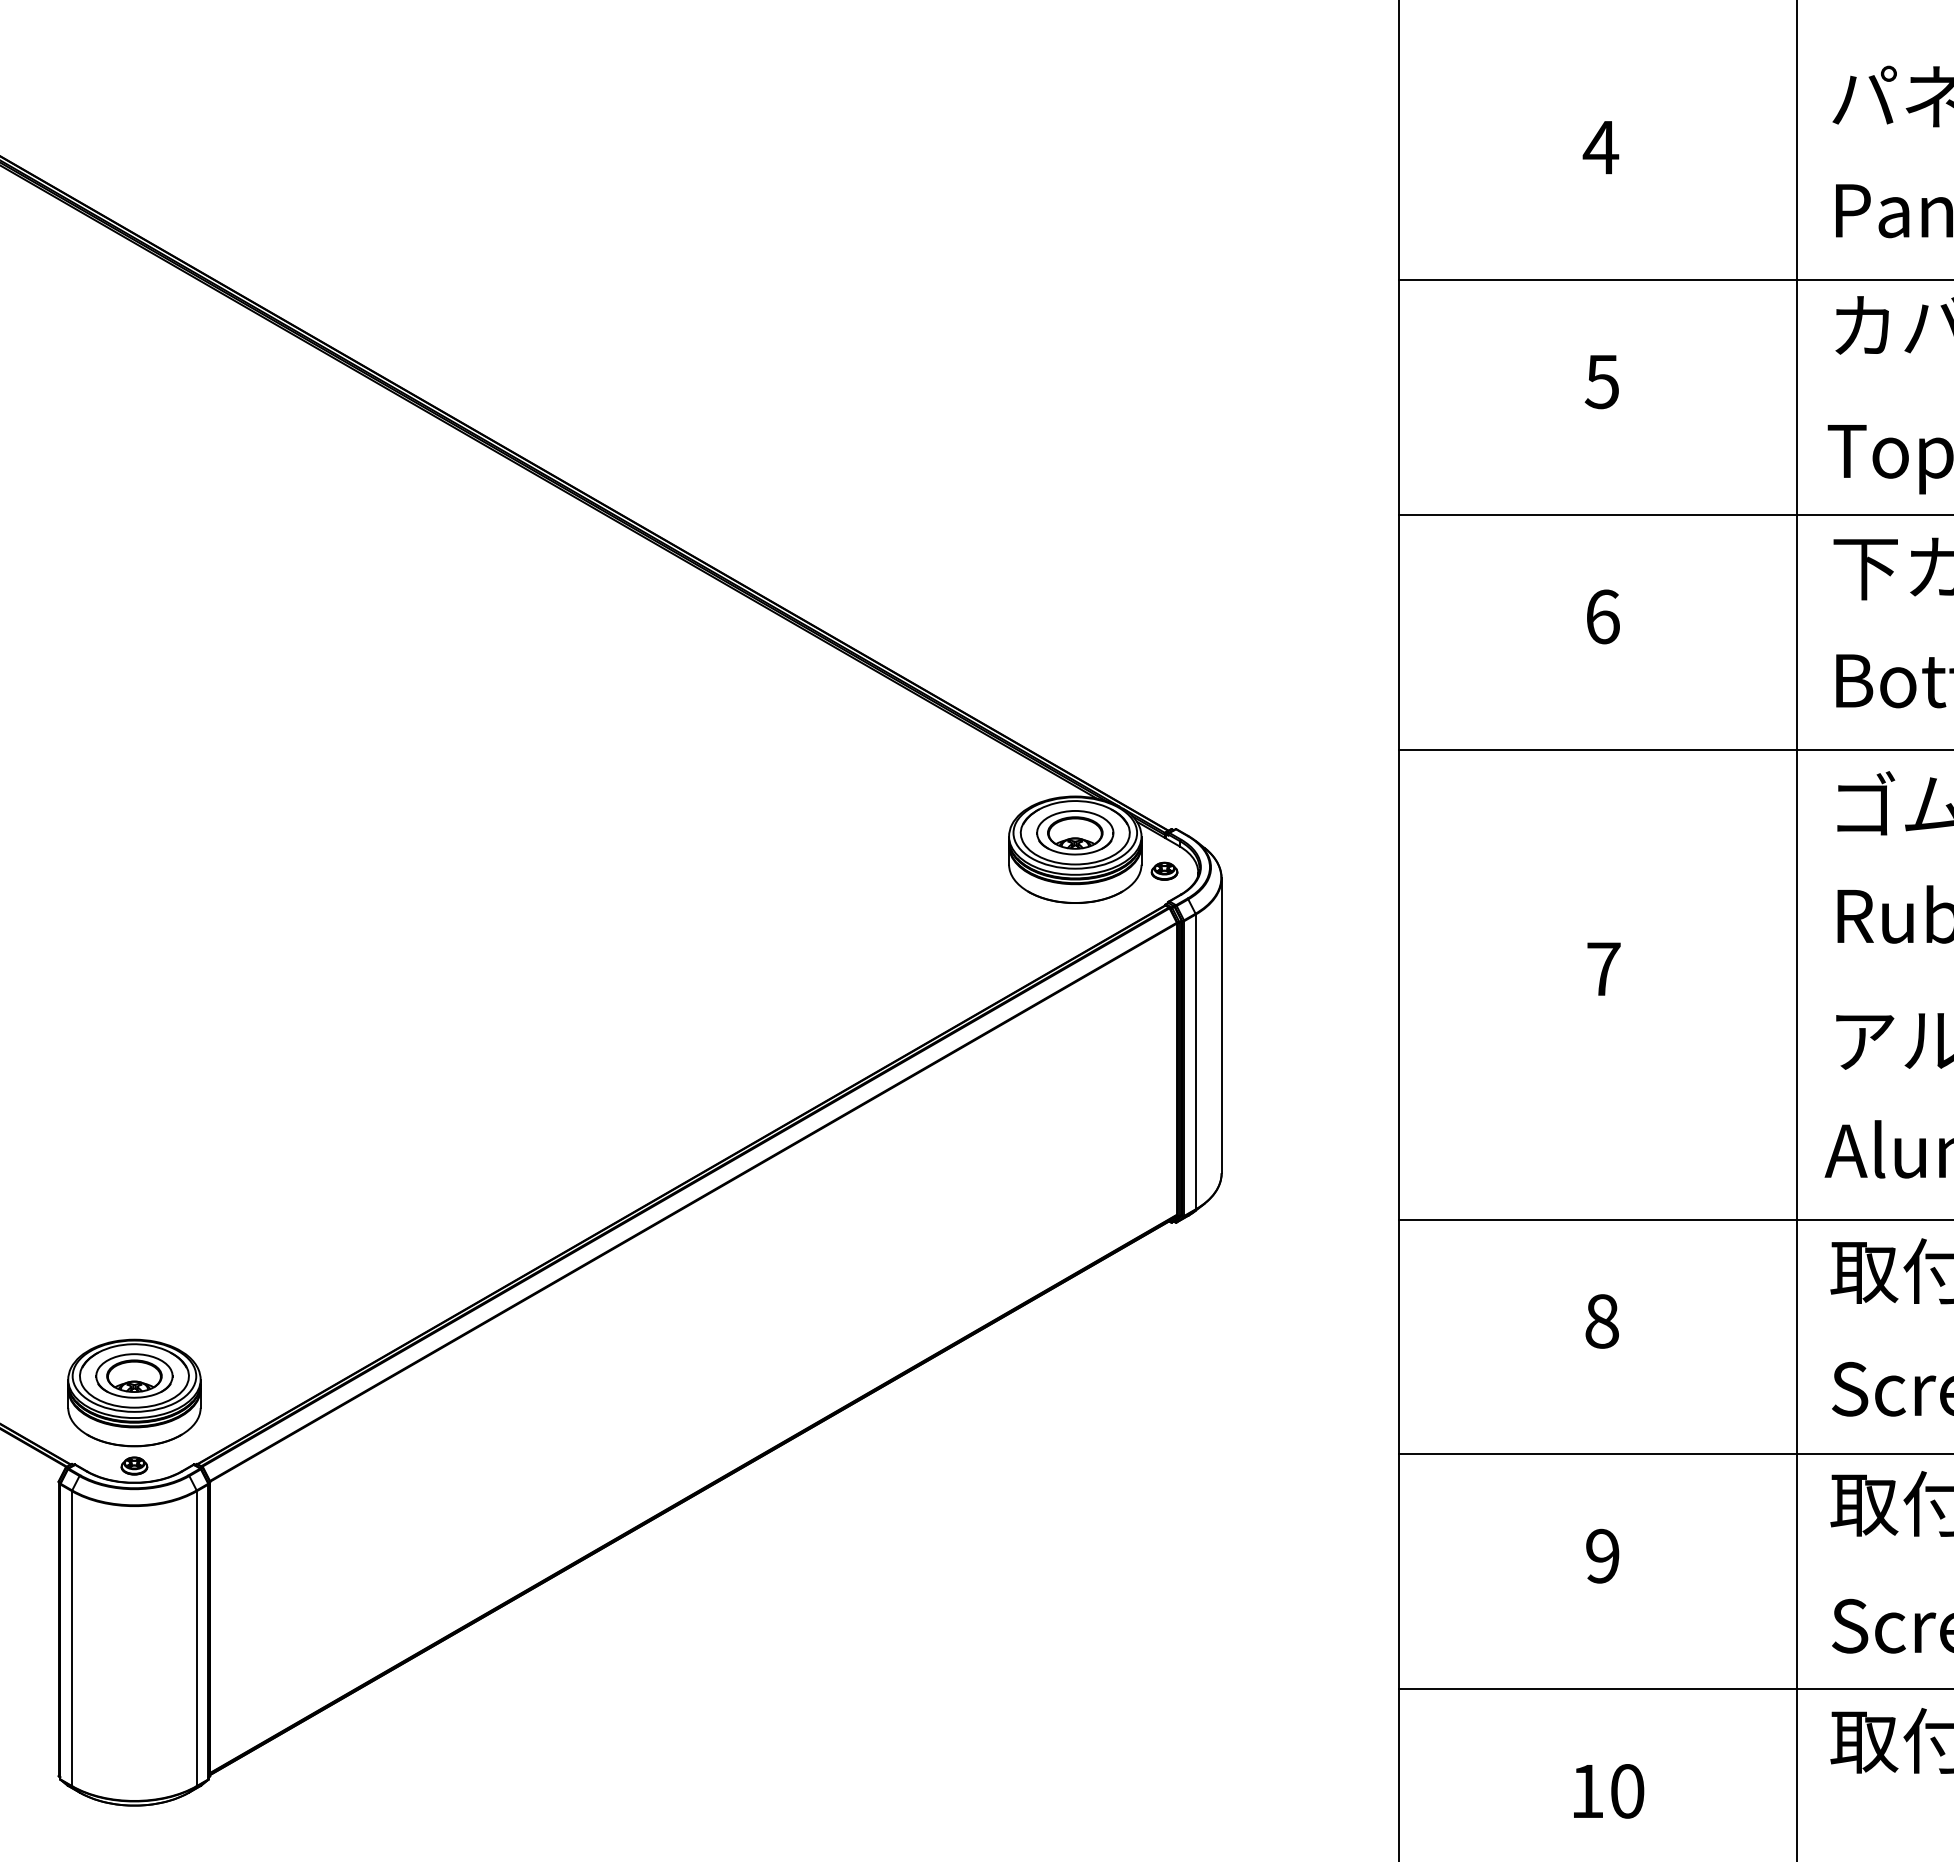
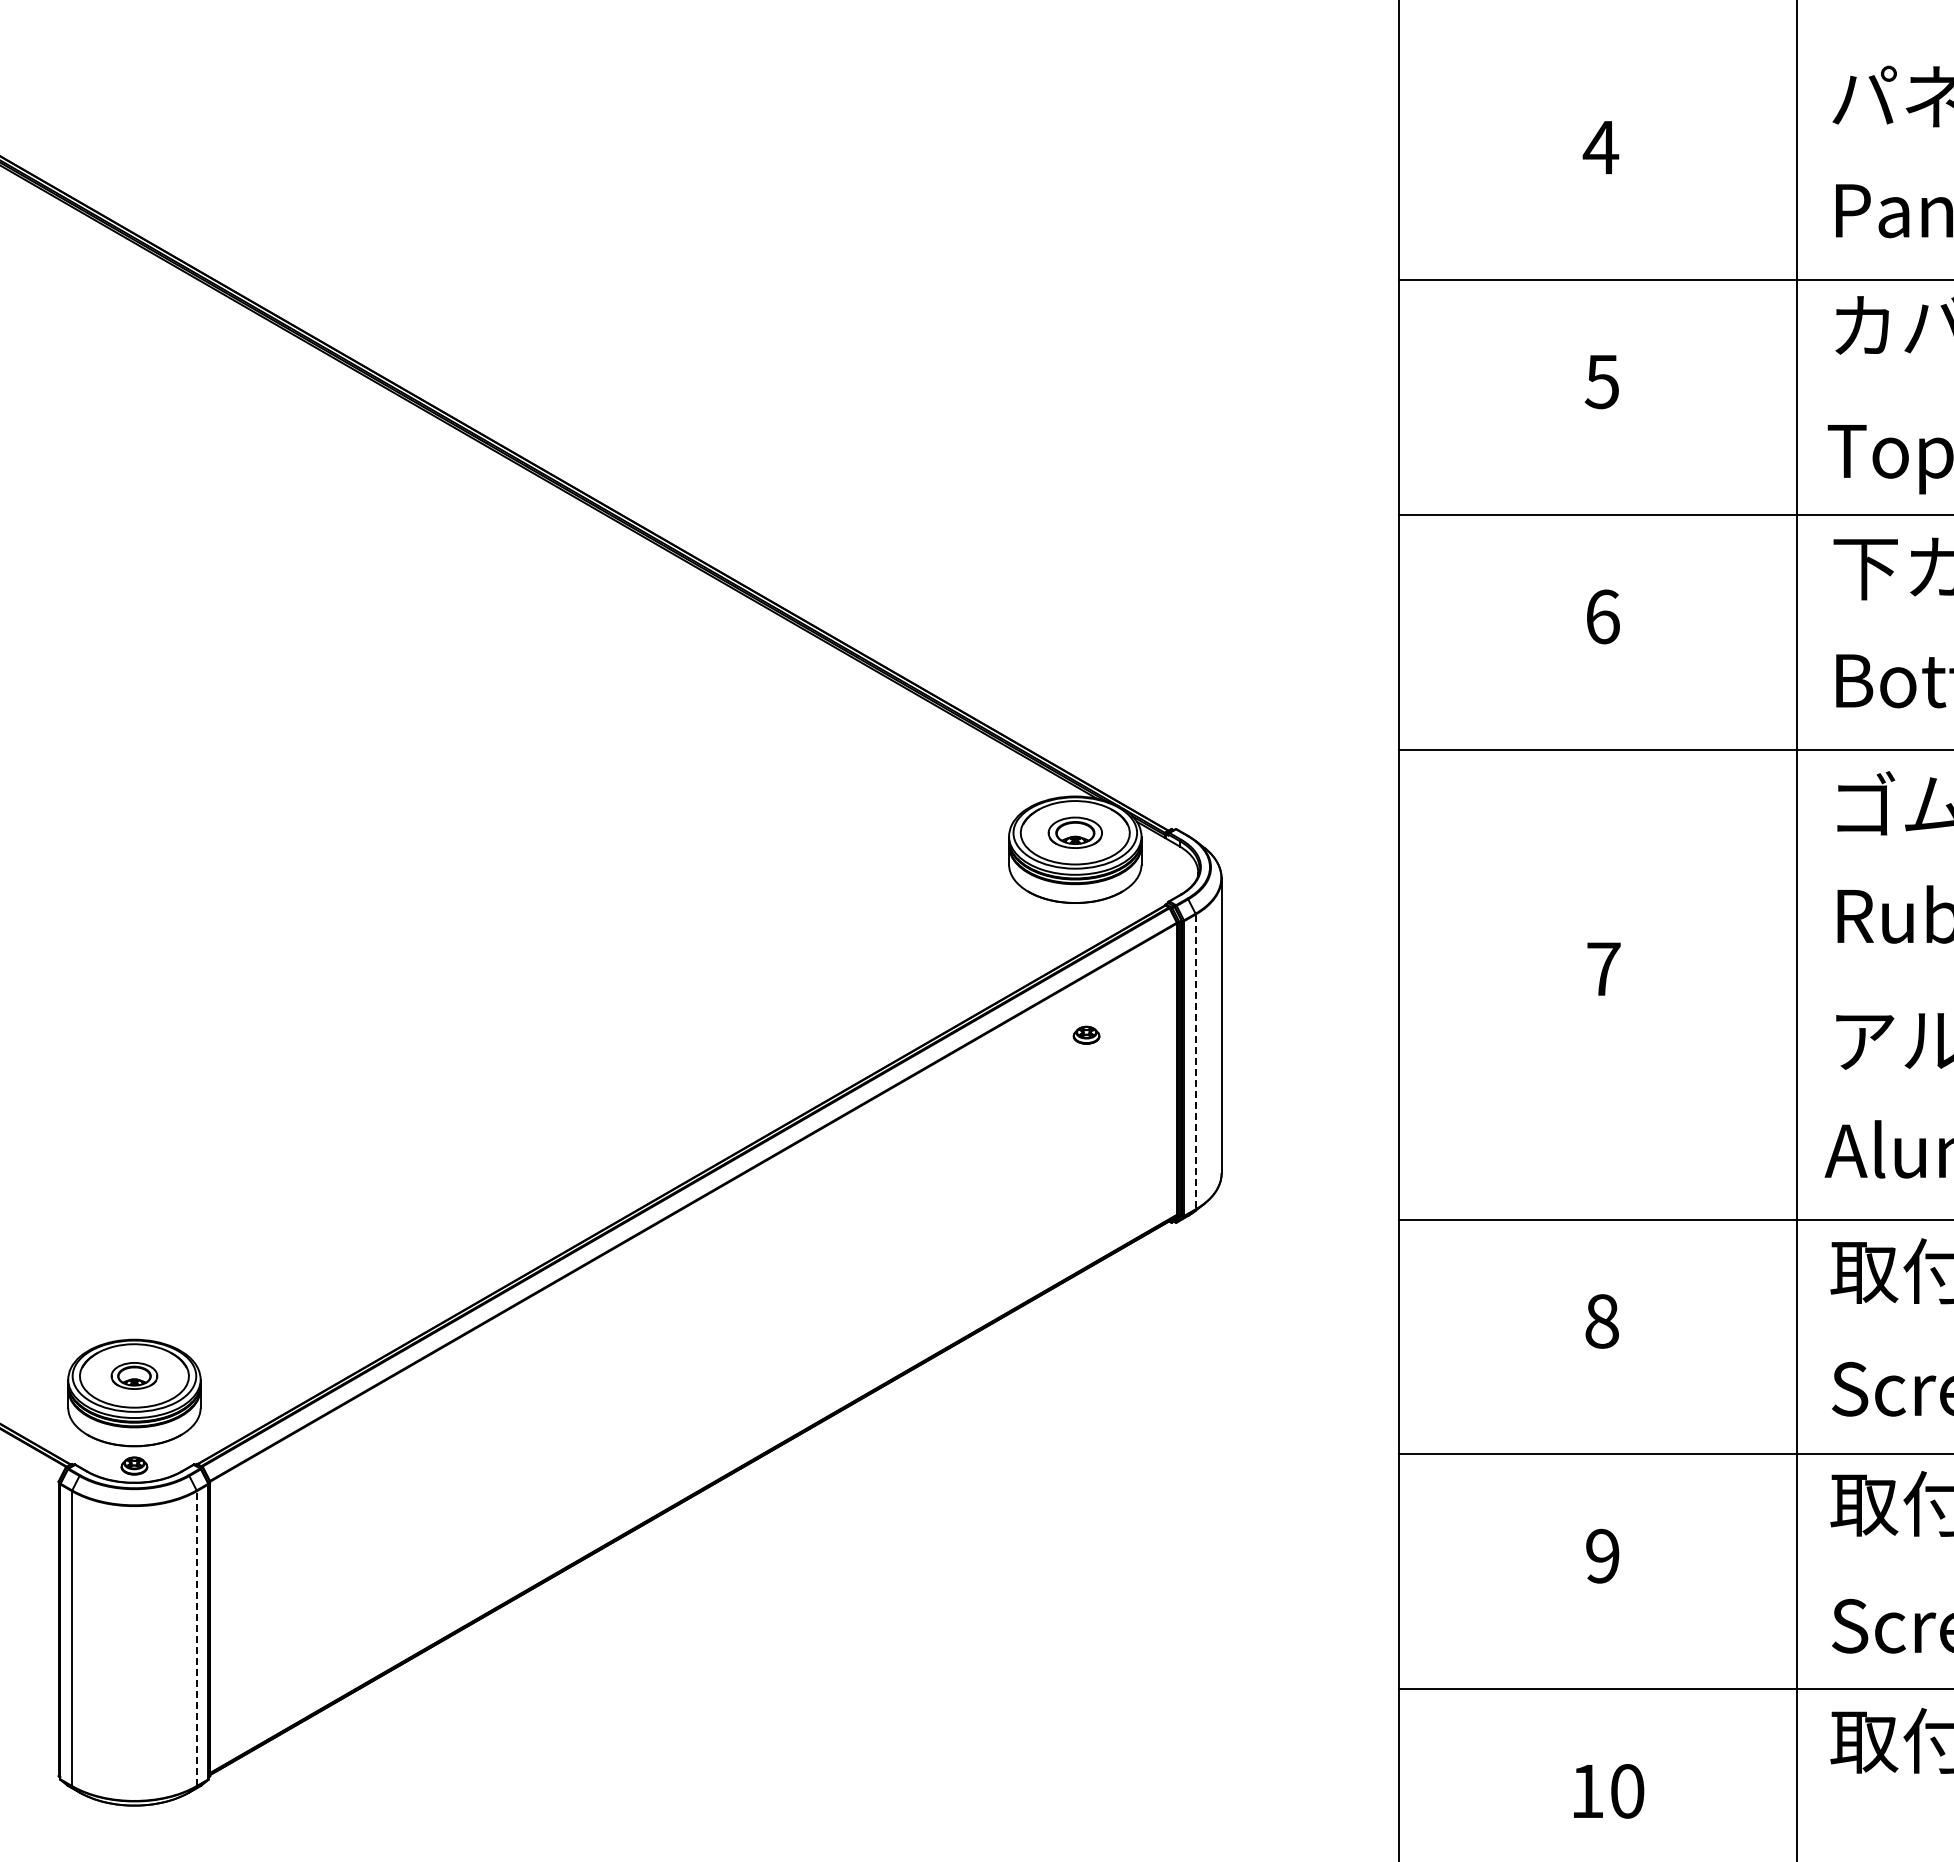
part size: 79x46 px -> 56x33 px (1074, 832)
part position: (1164, 870) -> (1086, 1034) (1086, 1034)
line: solid -> dashed (1195, 1062)
part size: 79x46 px -> 49x28 px (134, 1375)
line: solid -> dashed (196, 1638)
